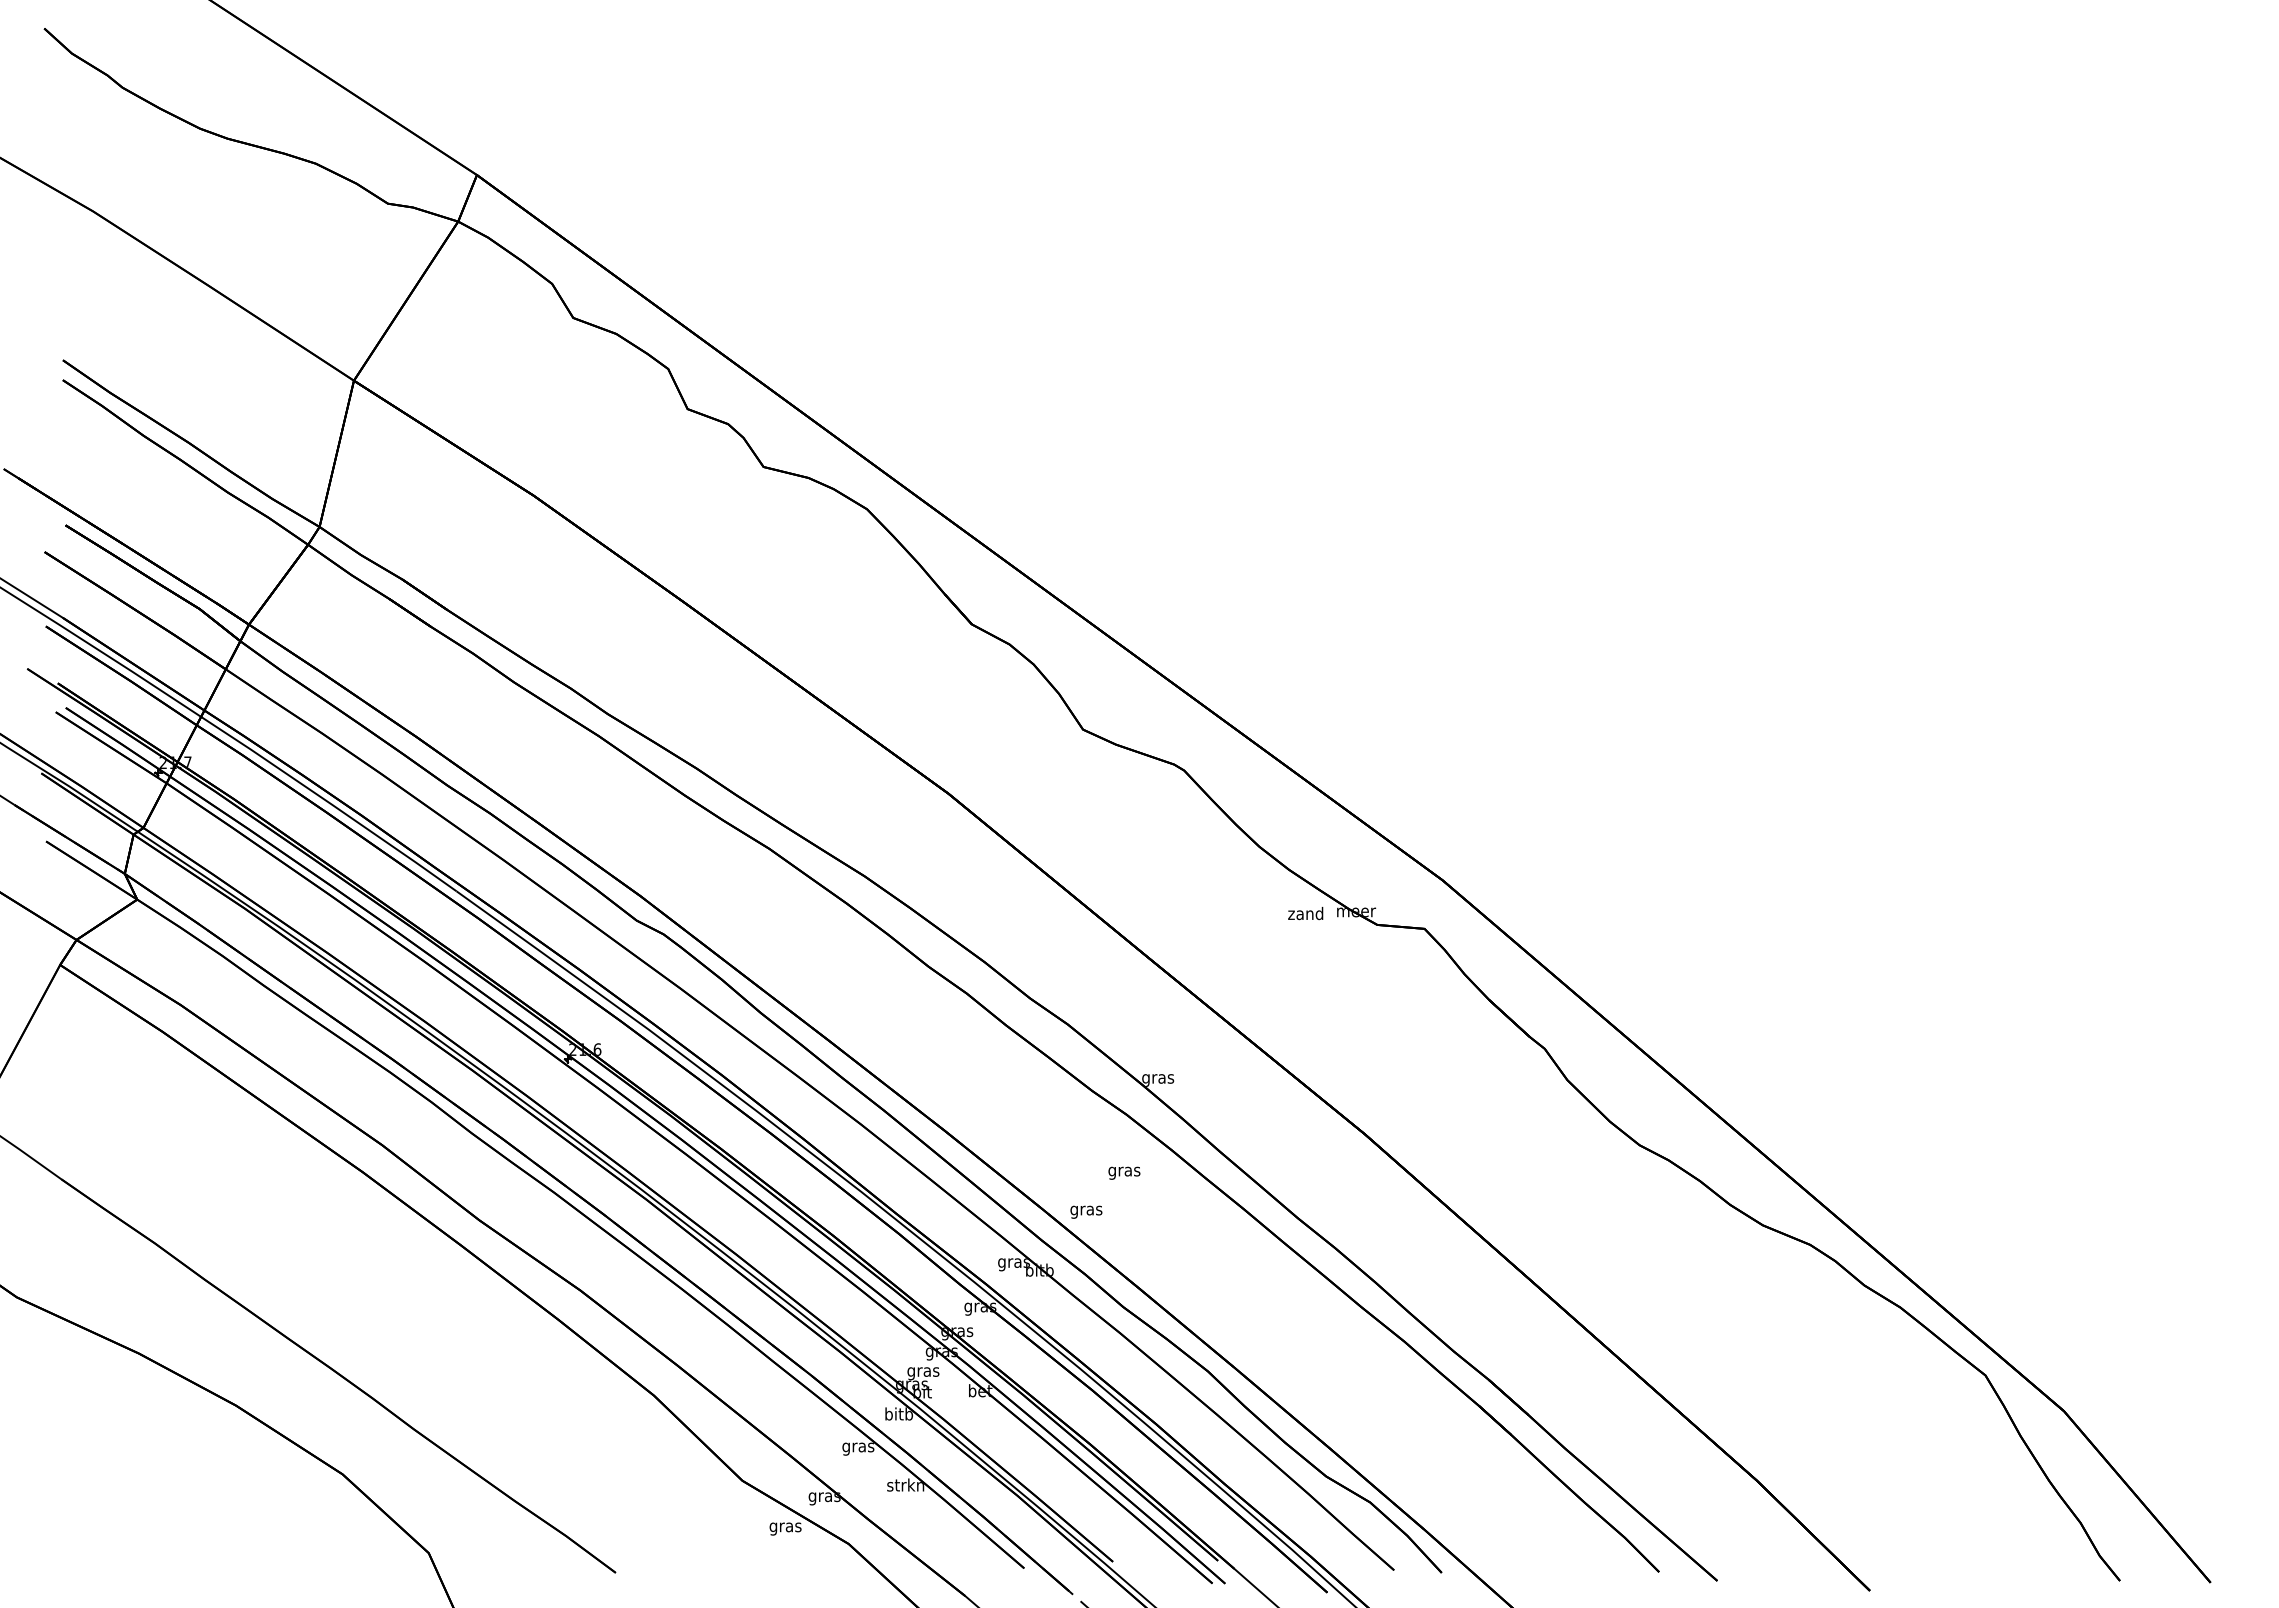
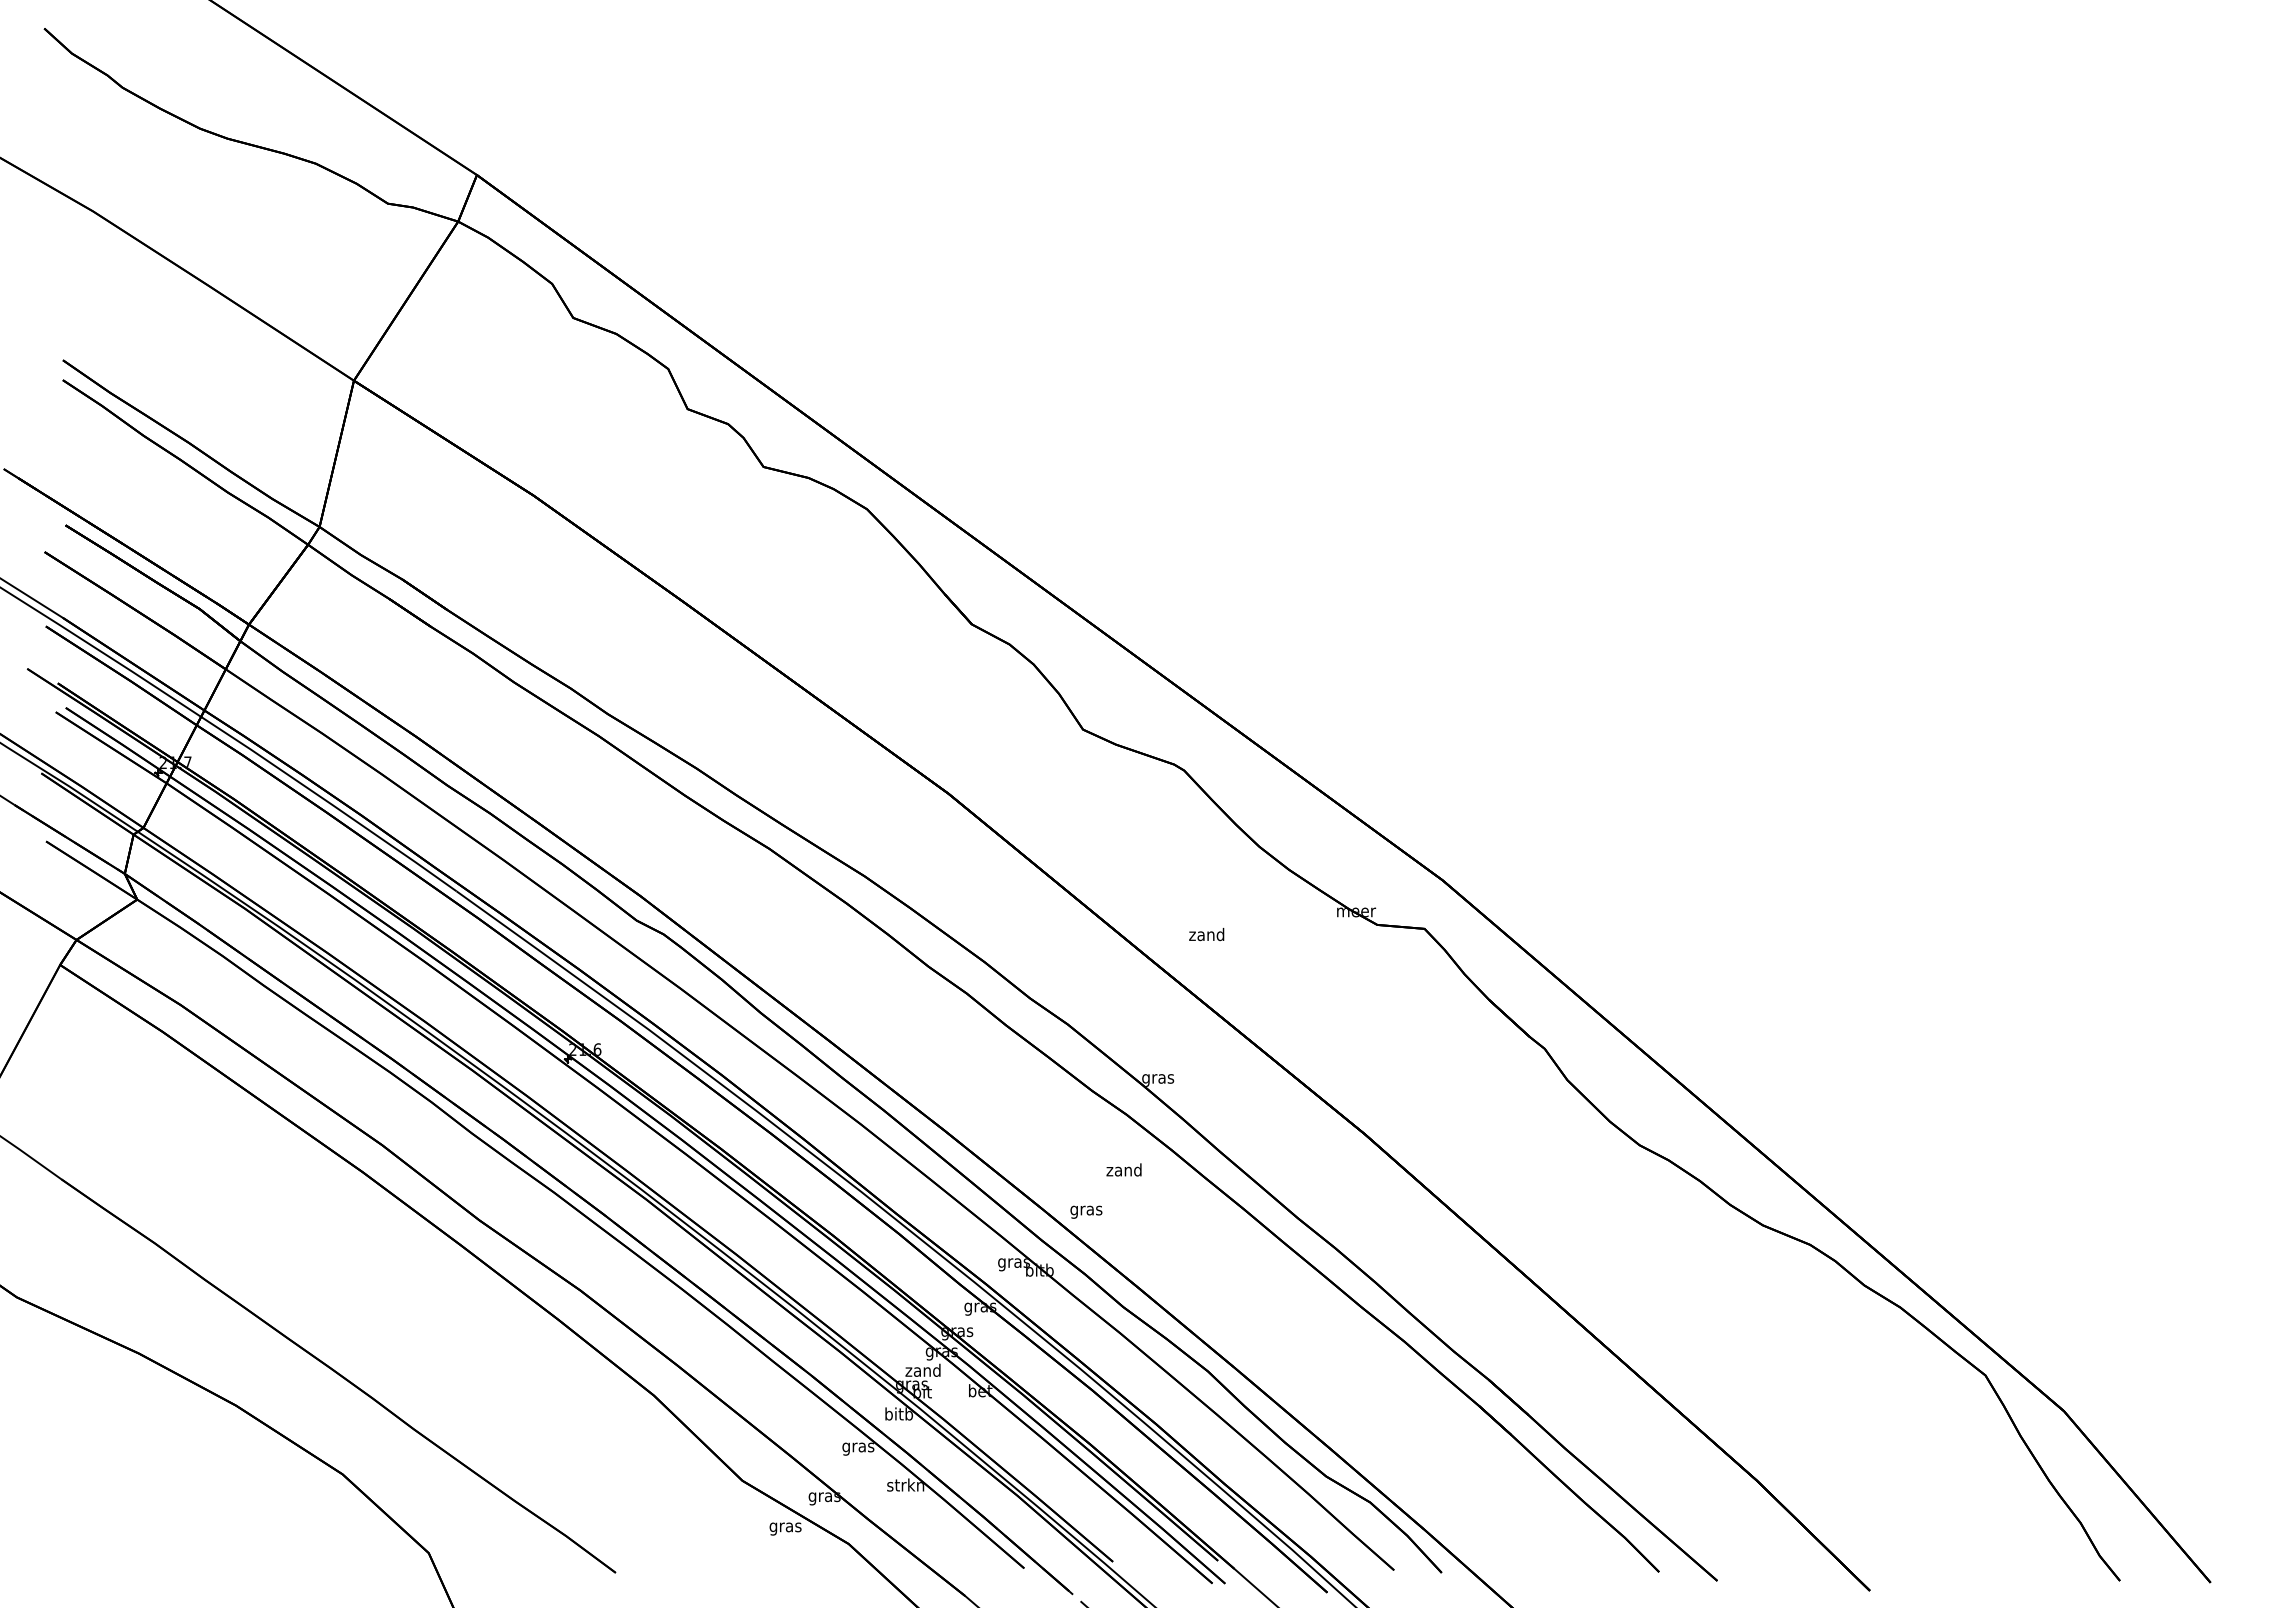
text position: (1305, 913) -> (1206, 934) (1206, 934)
text: gras -> zand (1123, 1171)
text: gras -> zand (922, 1371)
